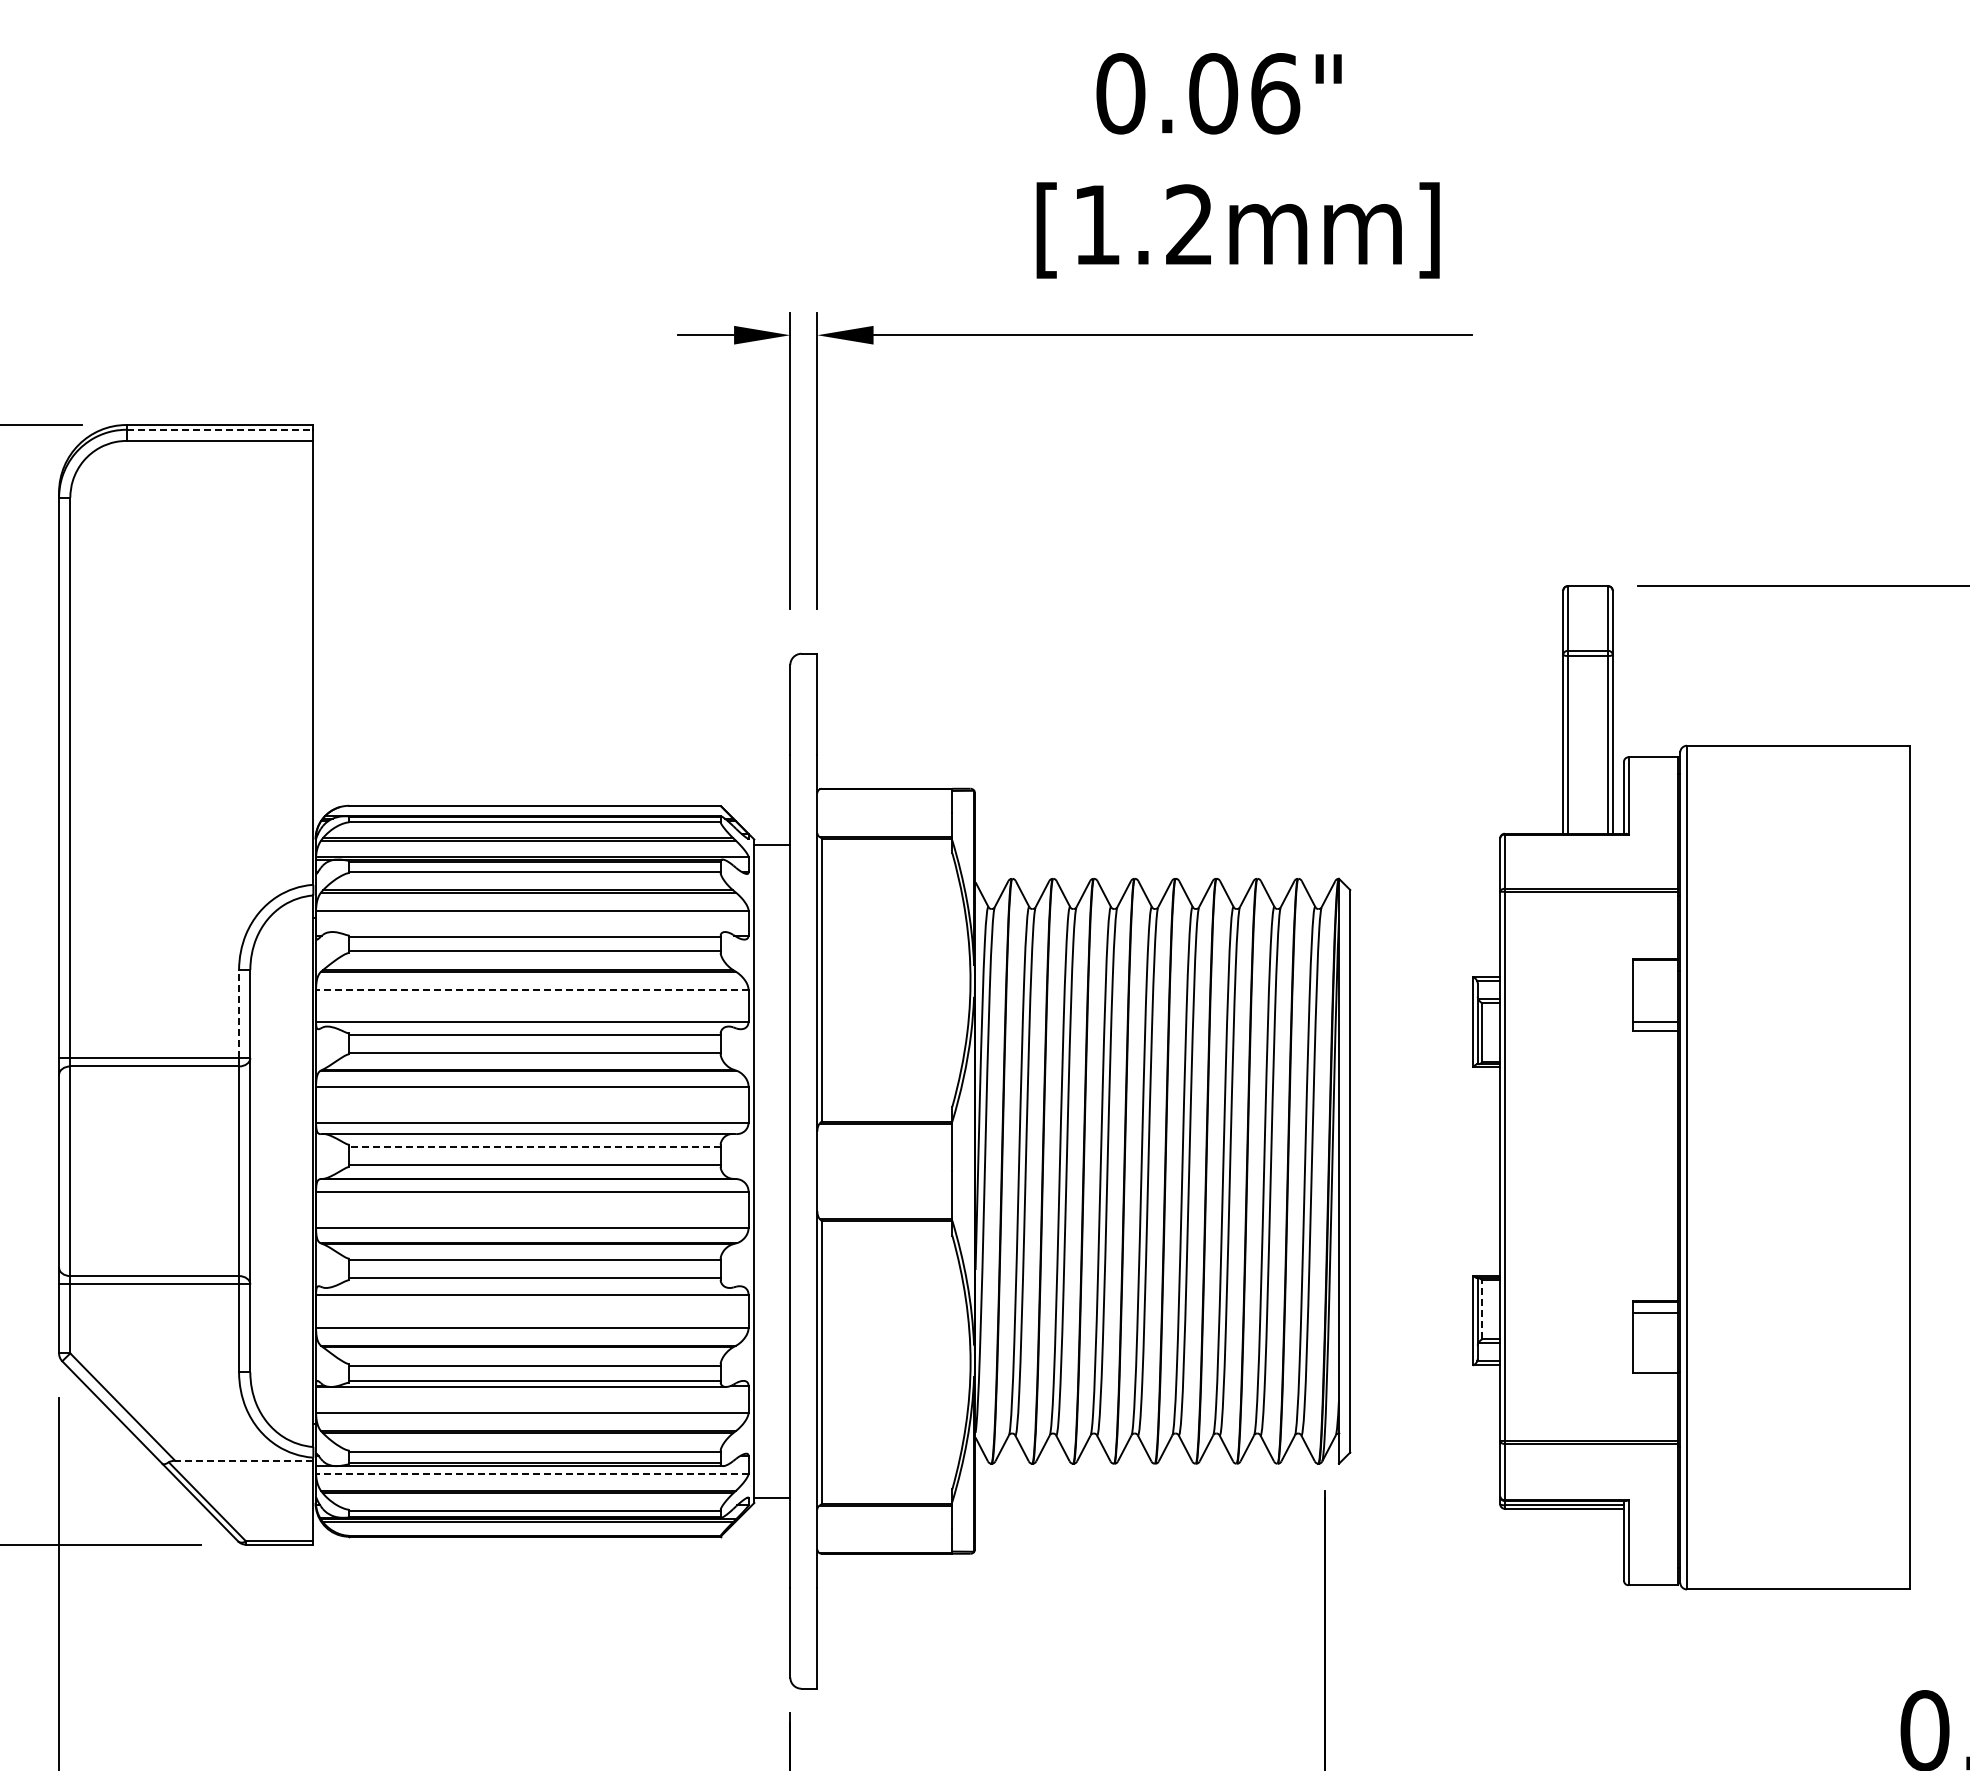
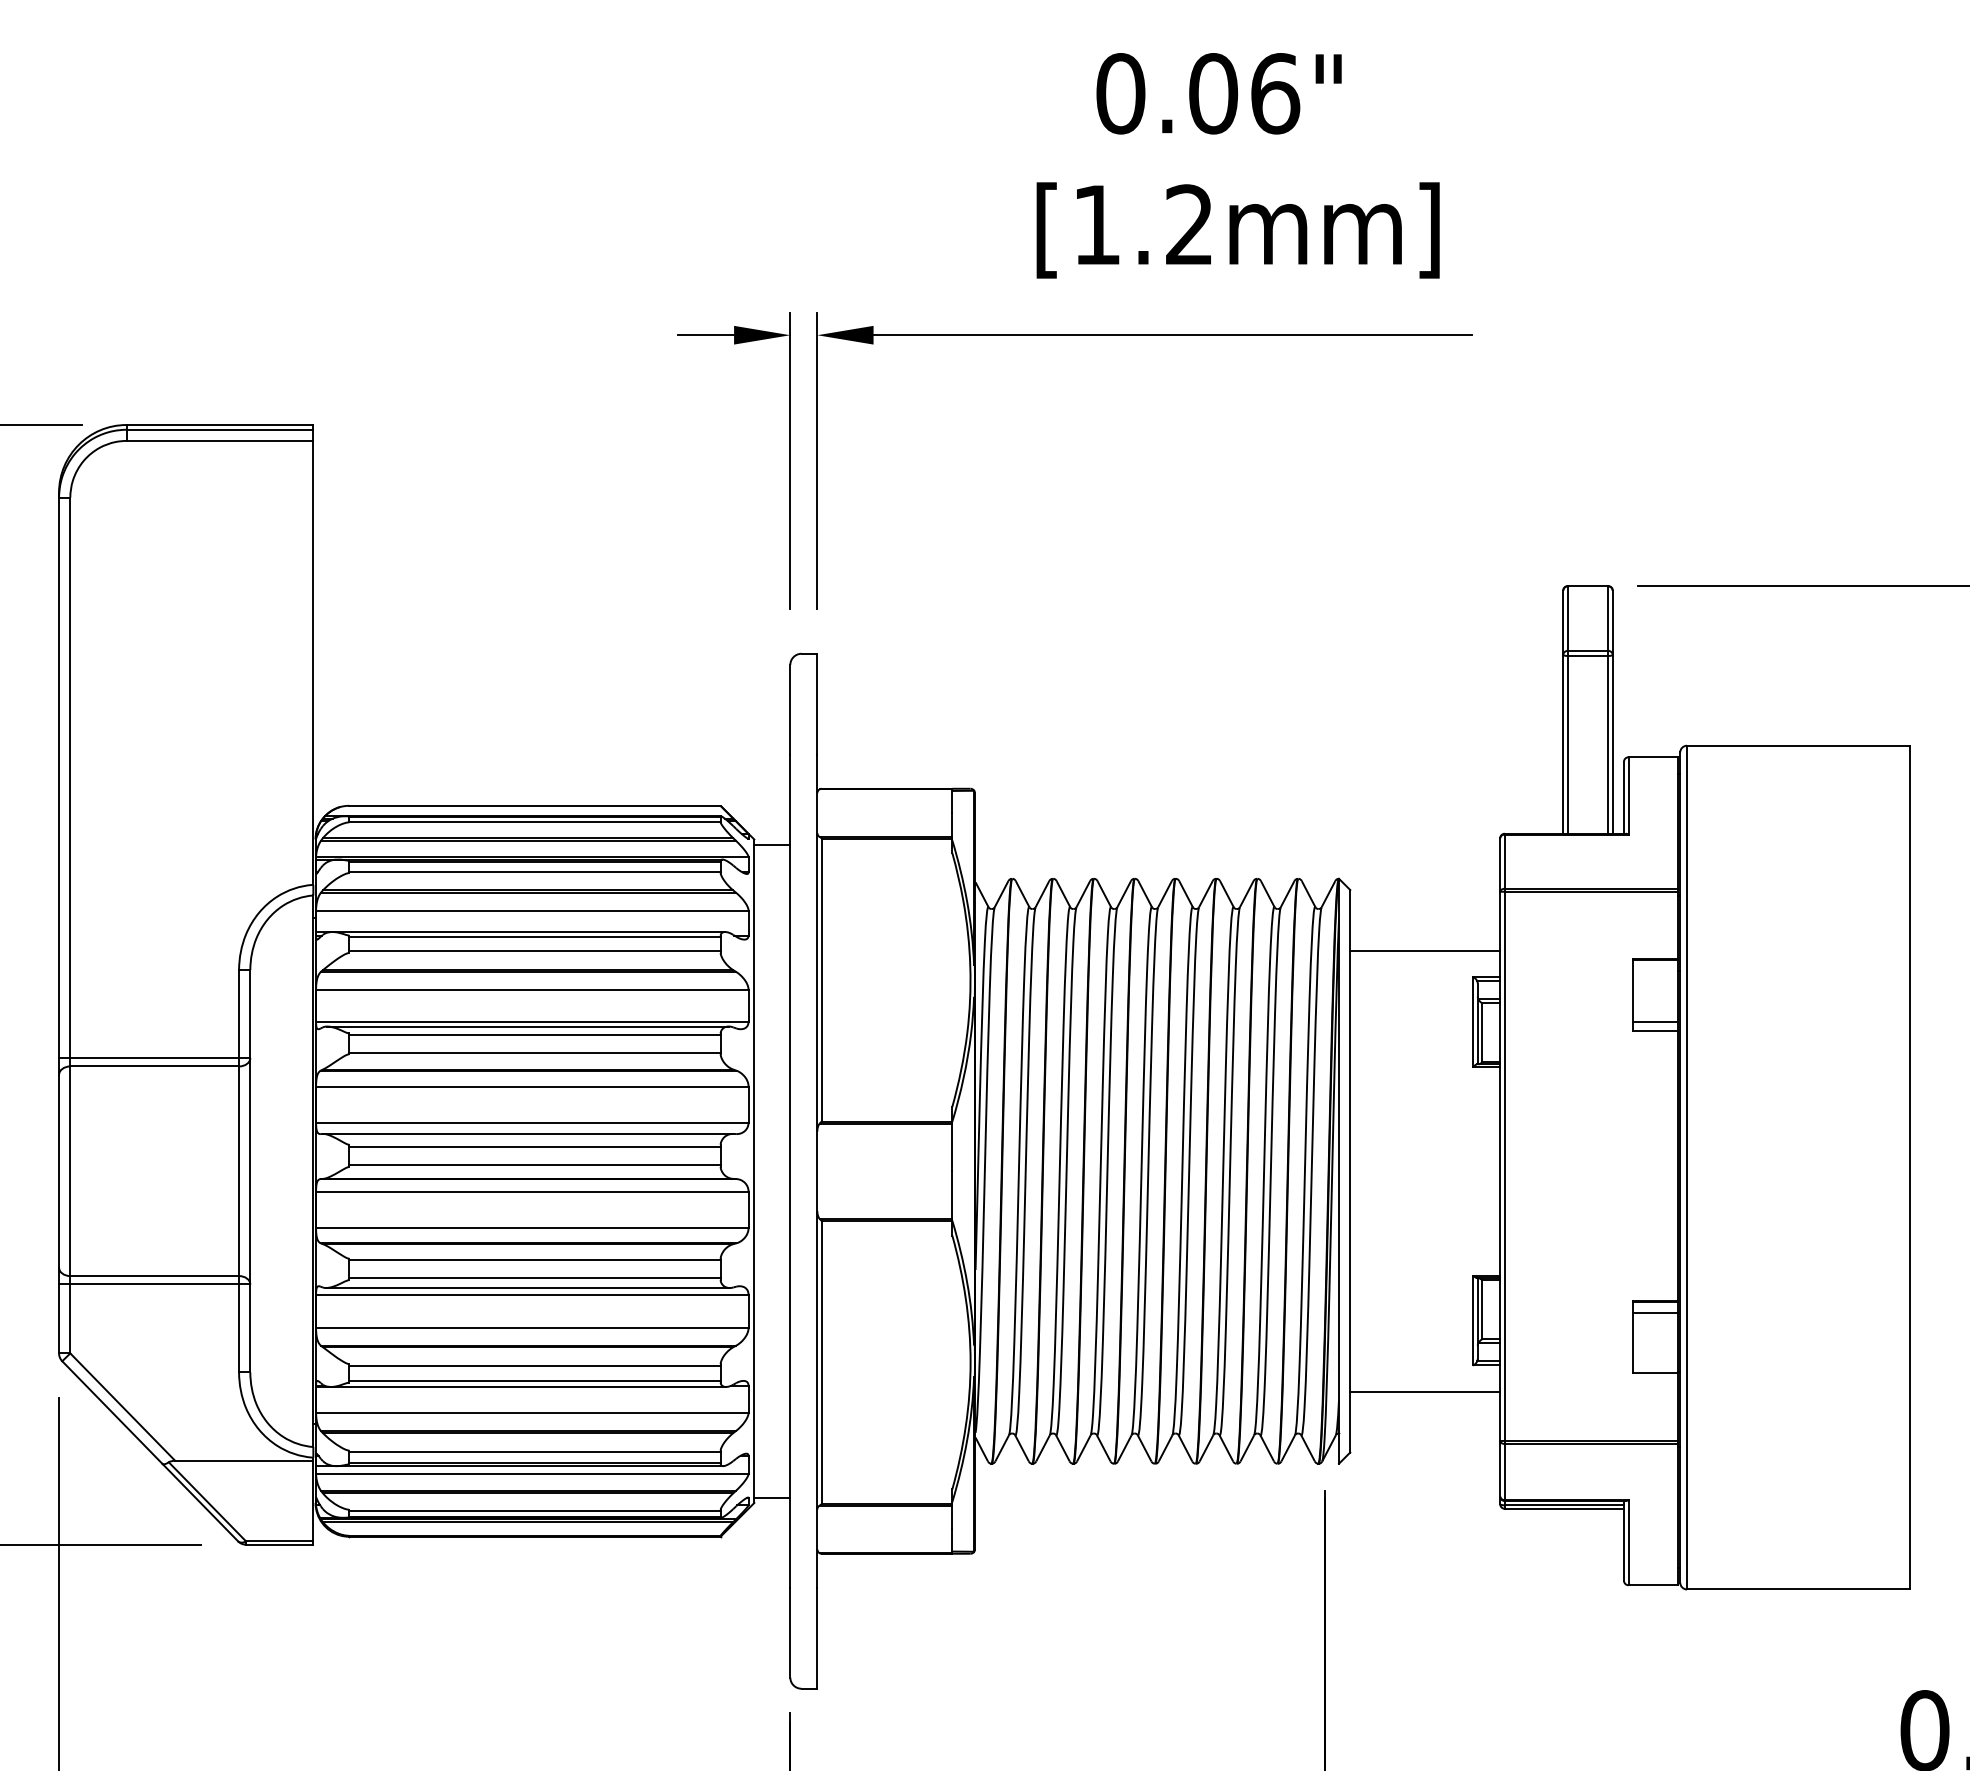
line: dashed -> solid (220, 429)
line: none -> present (520, 931)
line: none -> present (1425, 950)
line: dashed -> solid (531, 989)
line: dashed -> solid (239, 1014)
line: none -> present (527, 1026)
line: dashed -> solid (534, 1146)
line: none -> present (527, 1287)
line: dashed -> solid (1482, 1309)
line: none -> present (1425, 1391)
line: dashed -> solid (243, 1460)
line: dashed -> solid (531, 1473)
